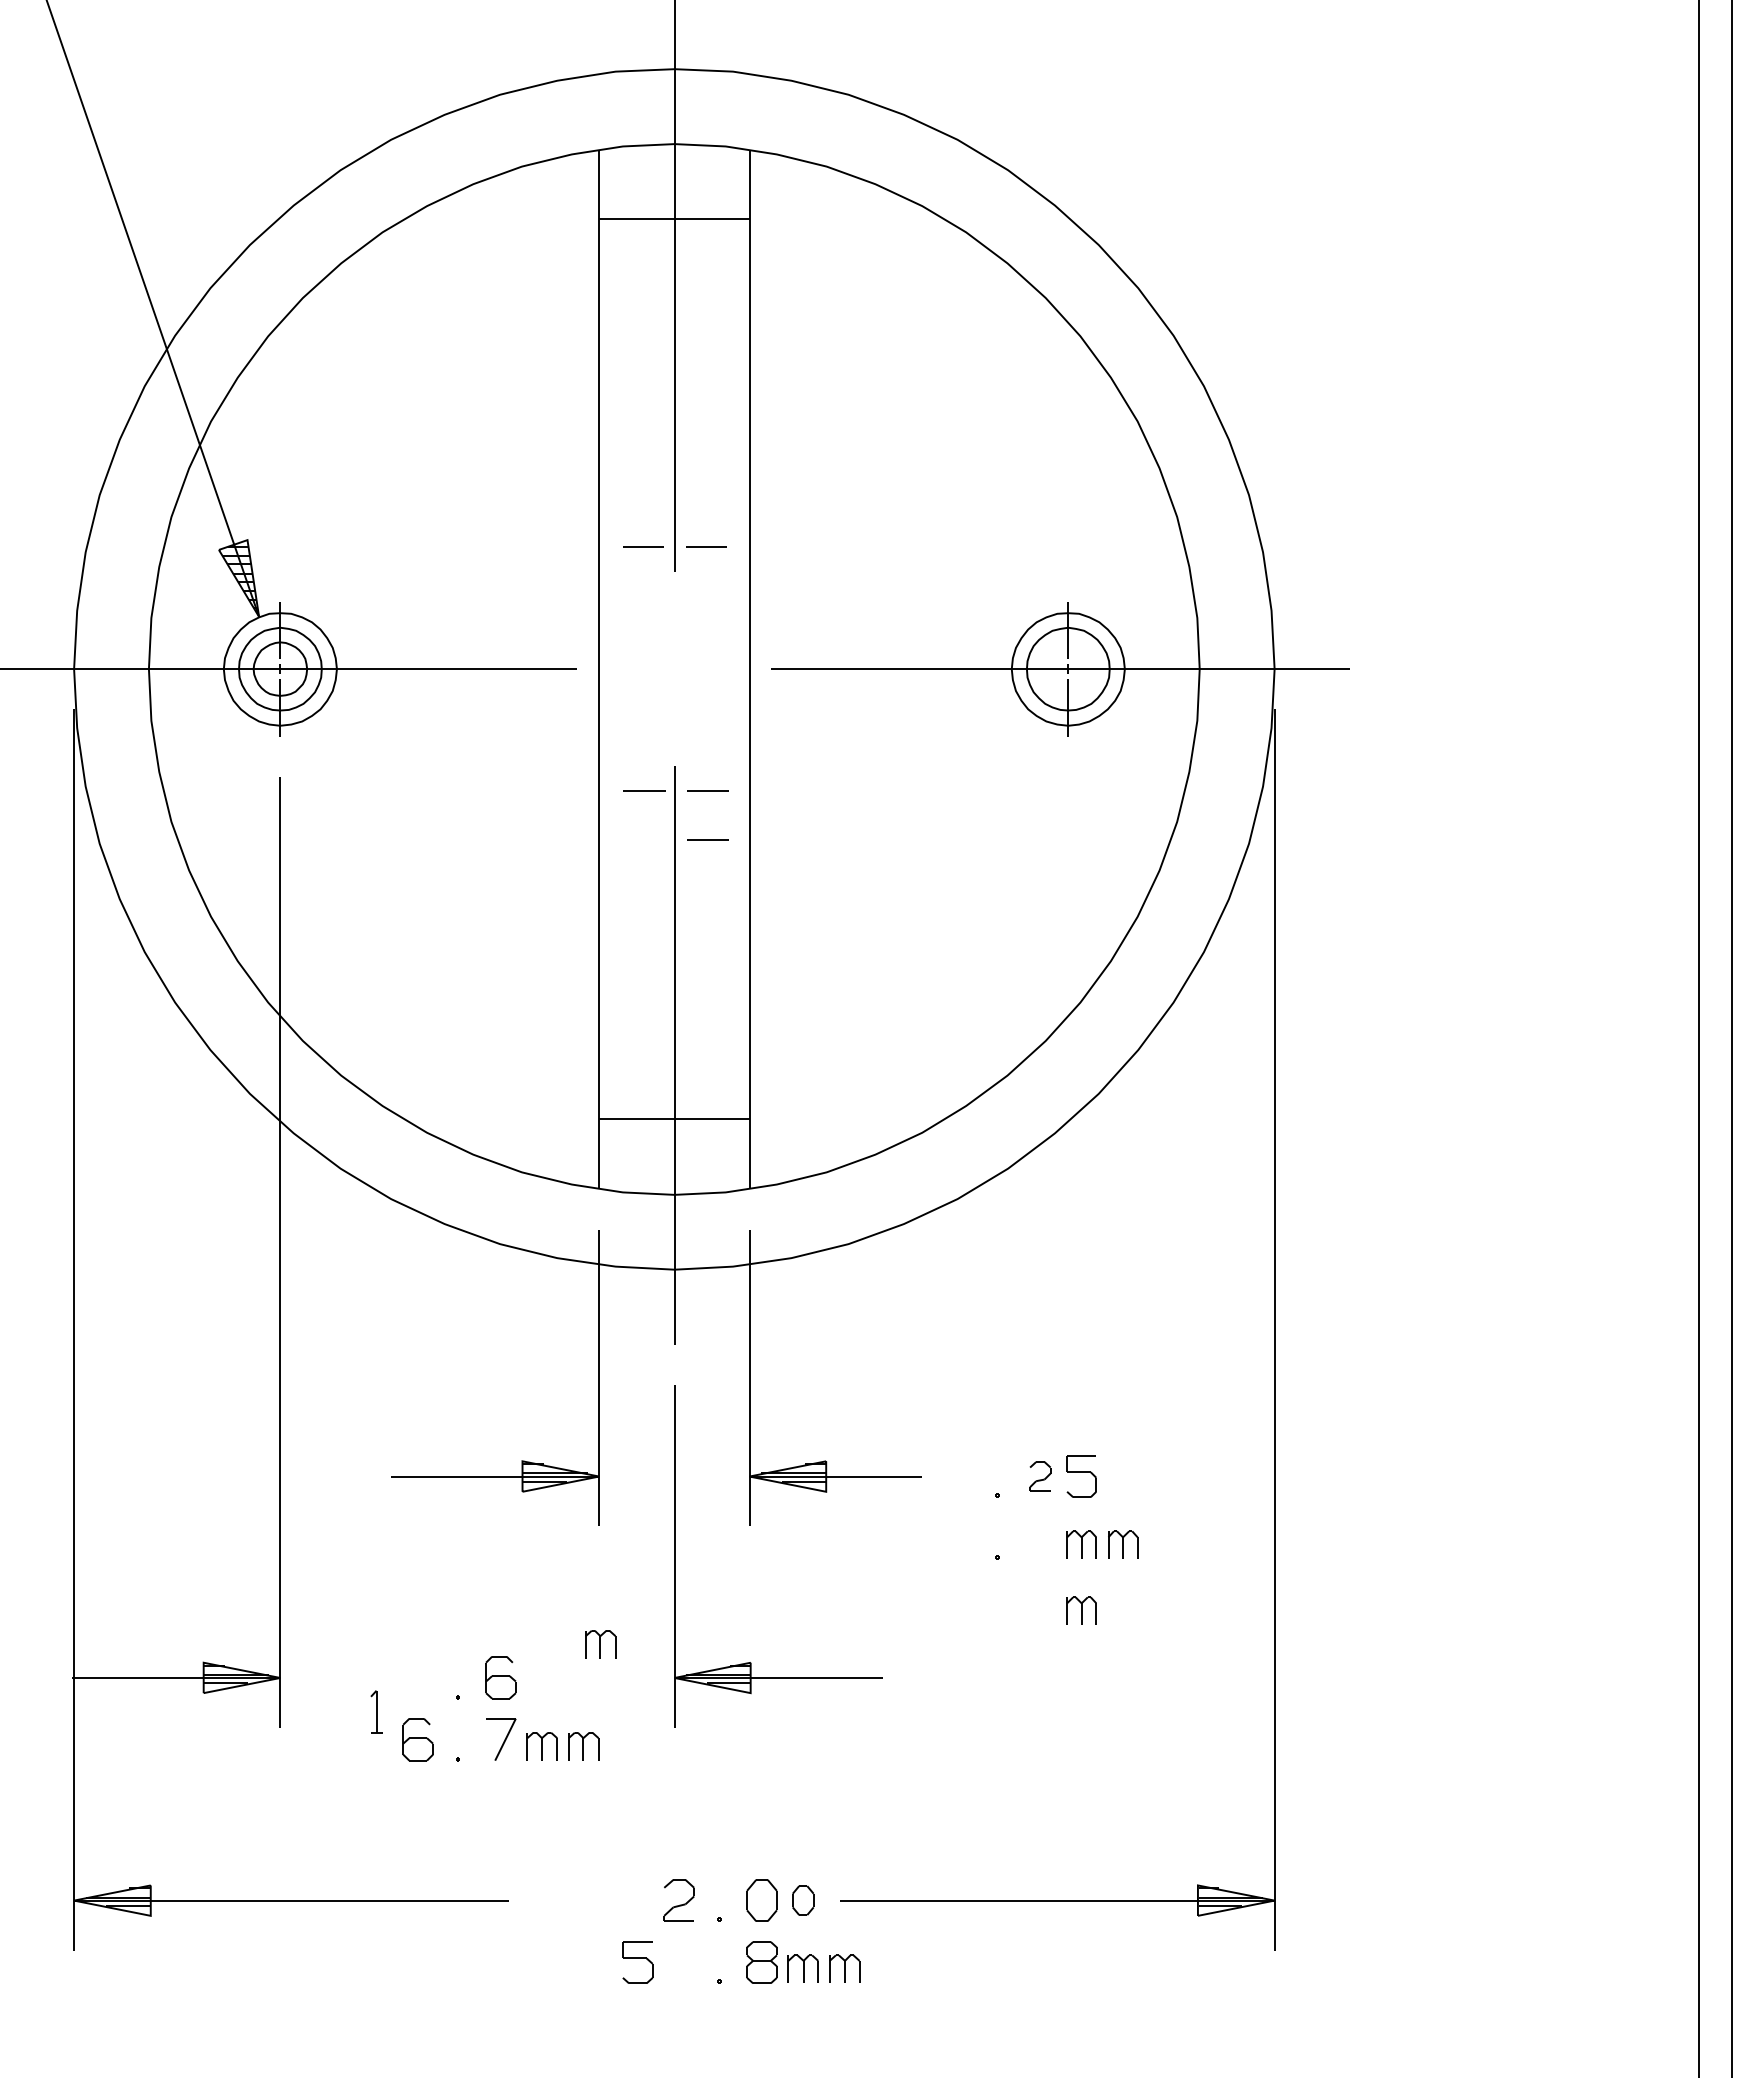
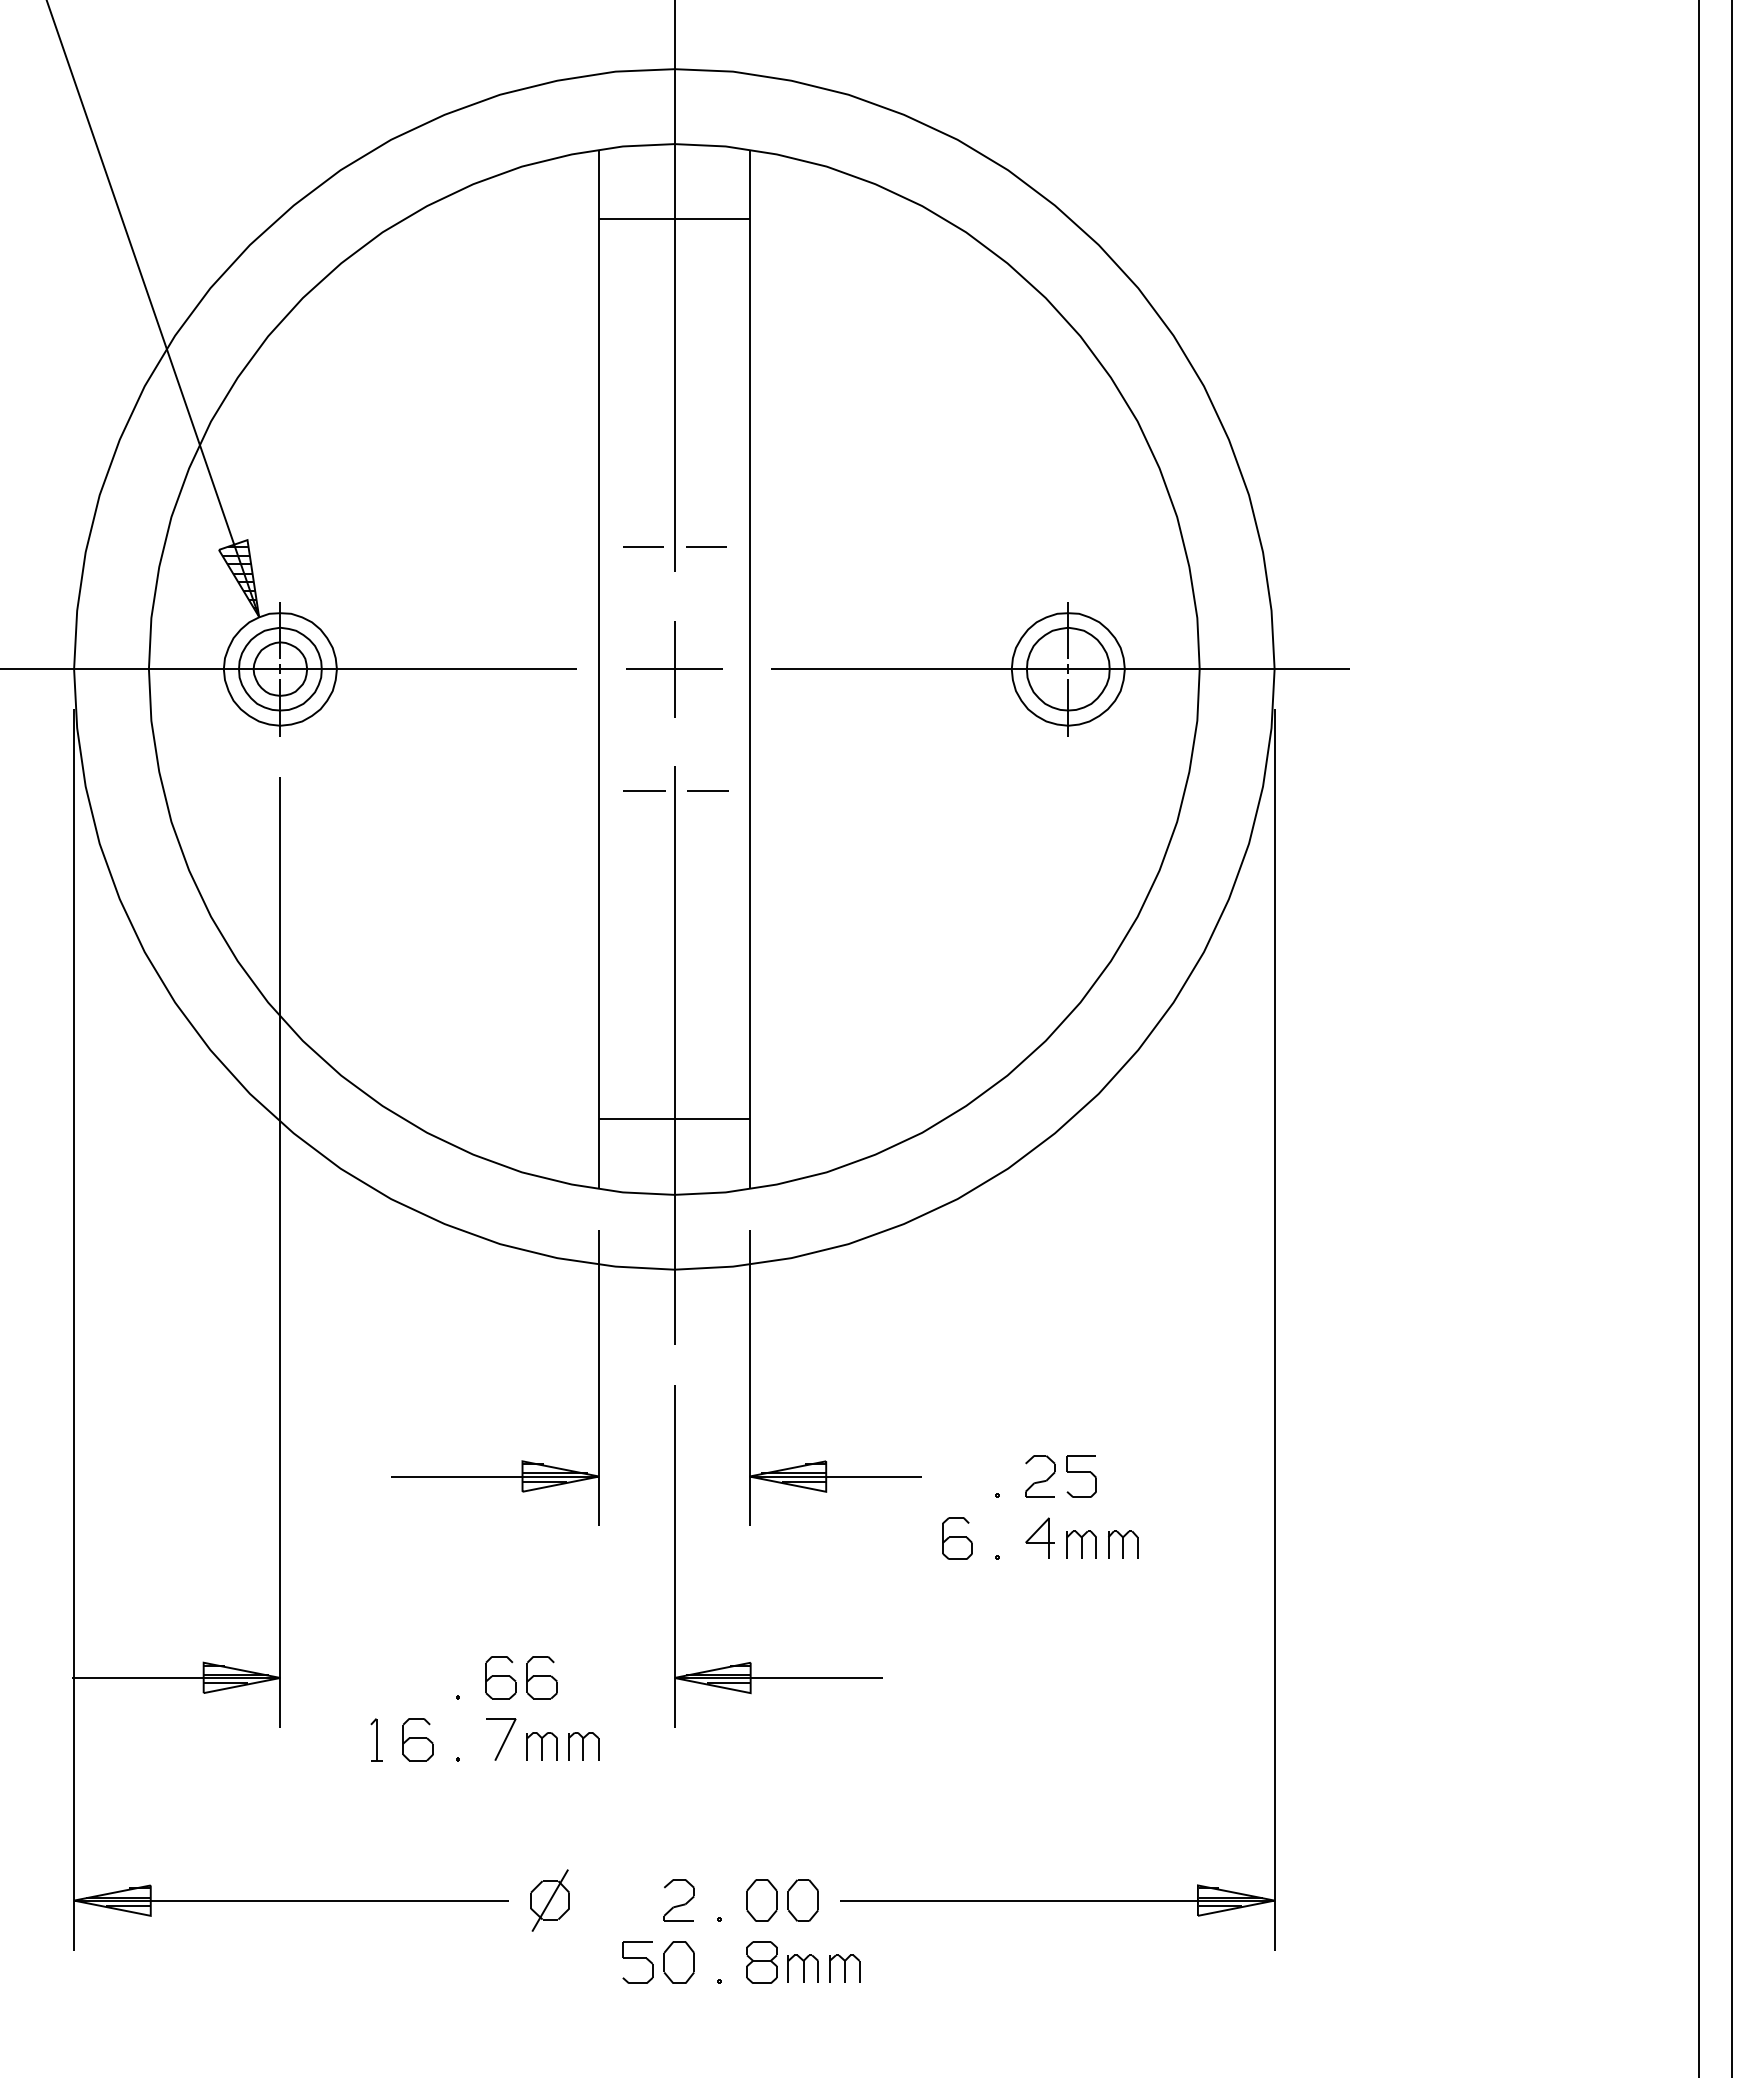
part: none -> present (674, 669)
line: present -> none (707, 839)
part size: 23x31 px -> 31x43 px (1040, 1476)
part: none -> present (1039, 1537)
part: none -> present (957, 1538)
part: present -> none (1081, 1610)
part: present -> none (600, 1644)
part: none -> present (541, 1677)
part position: (376, 1711) -> (376, 1739) (376, 1739)
part: none -> present (549, 1900)
part size: 23x31 px -> 32x43 px (802, 1900)
part: none -> present (678, 1962)
